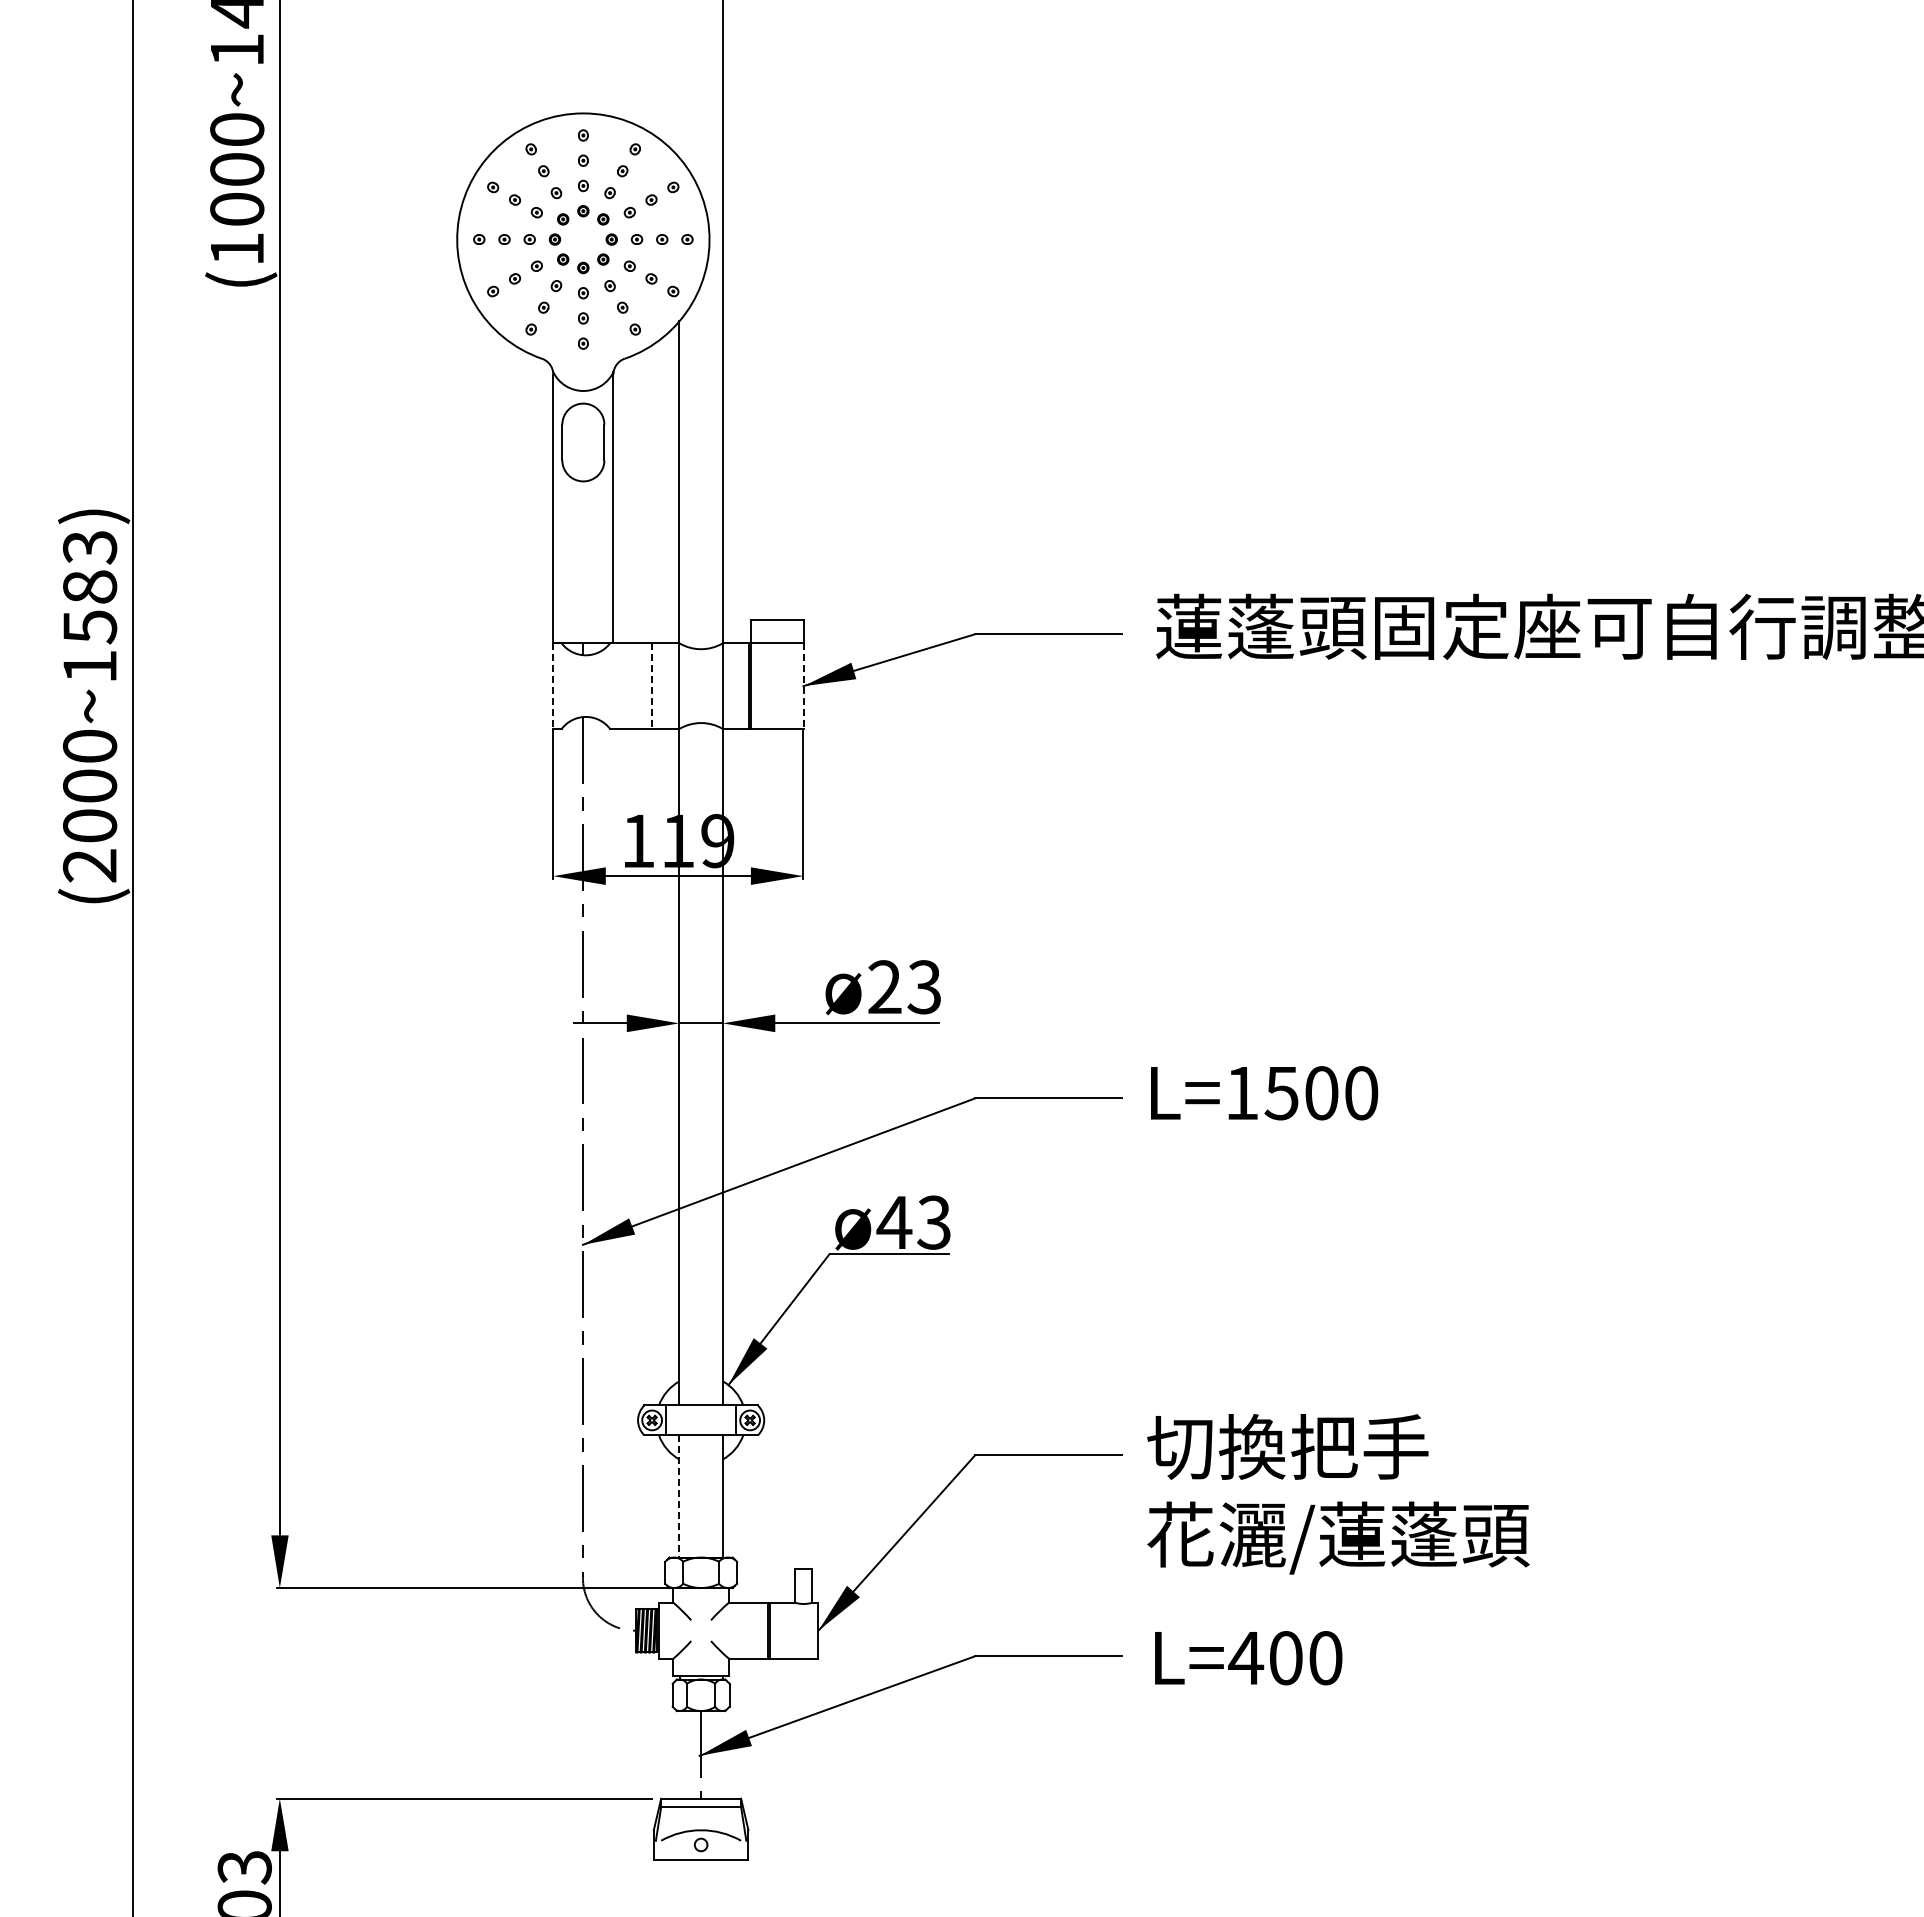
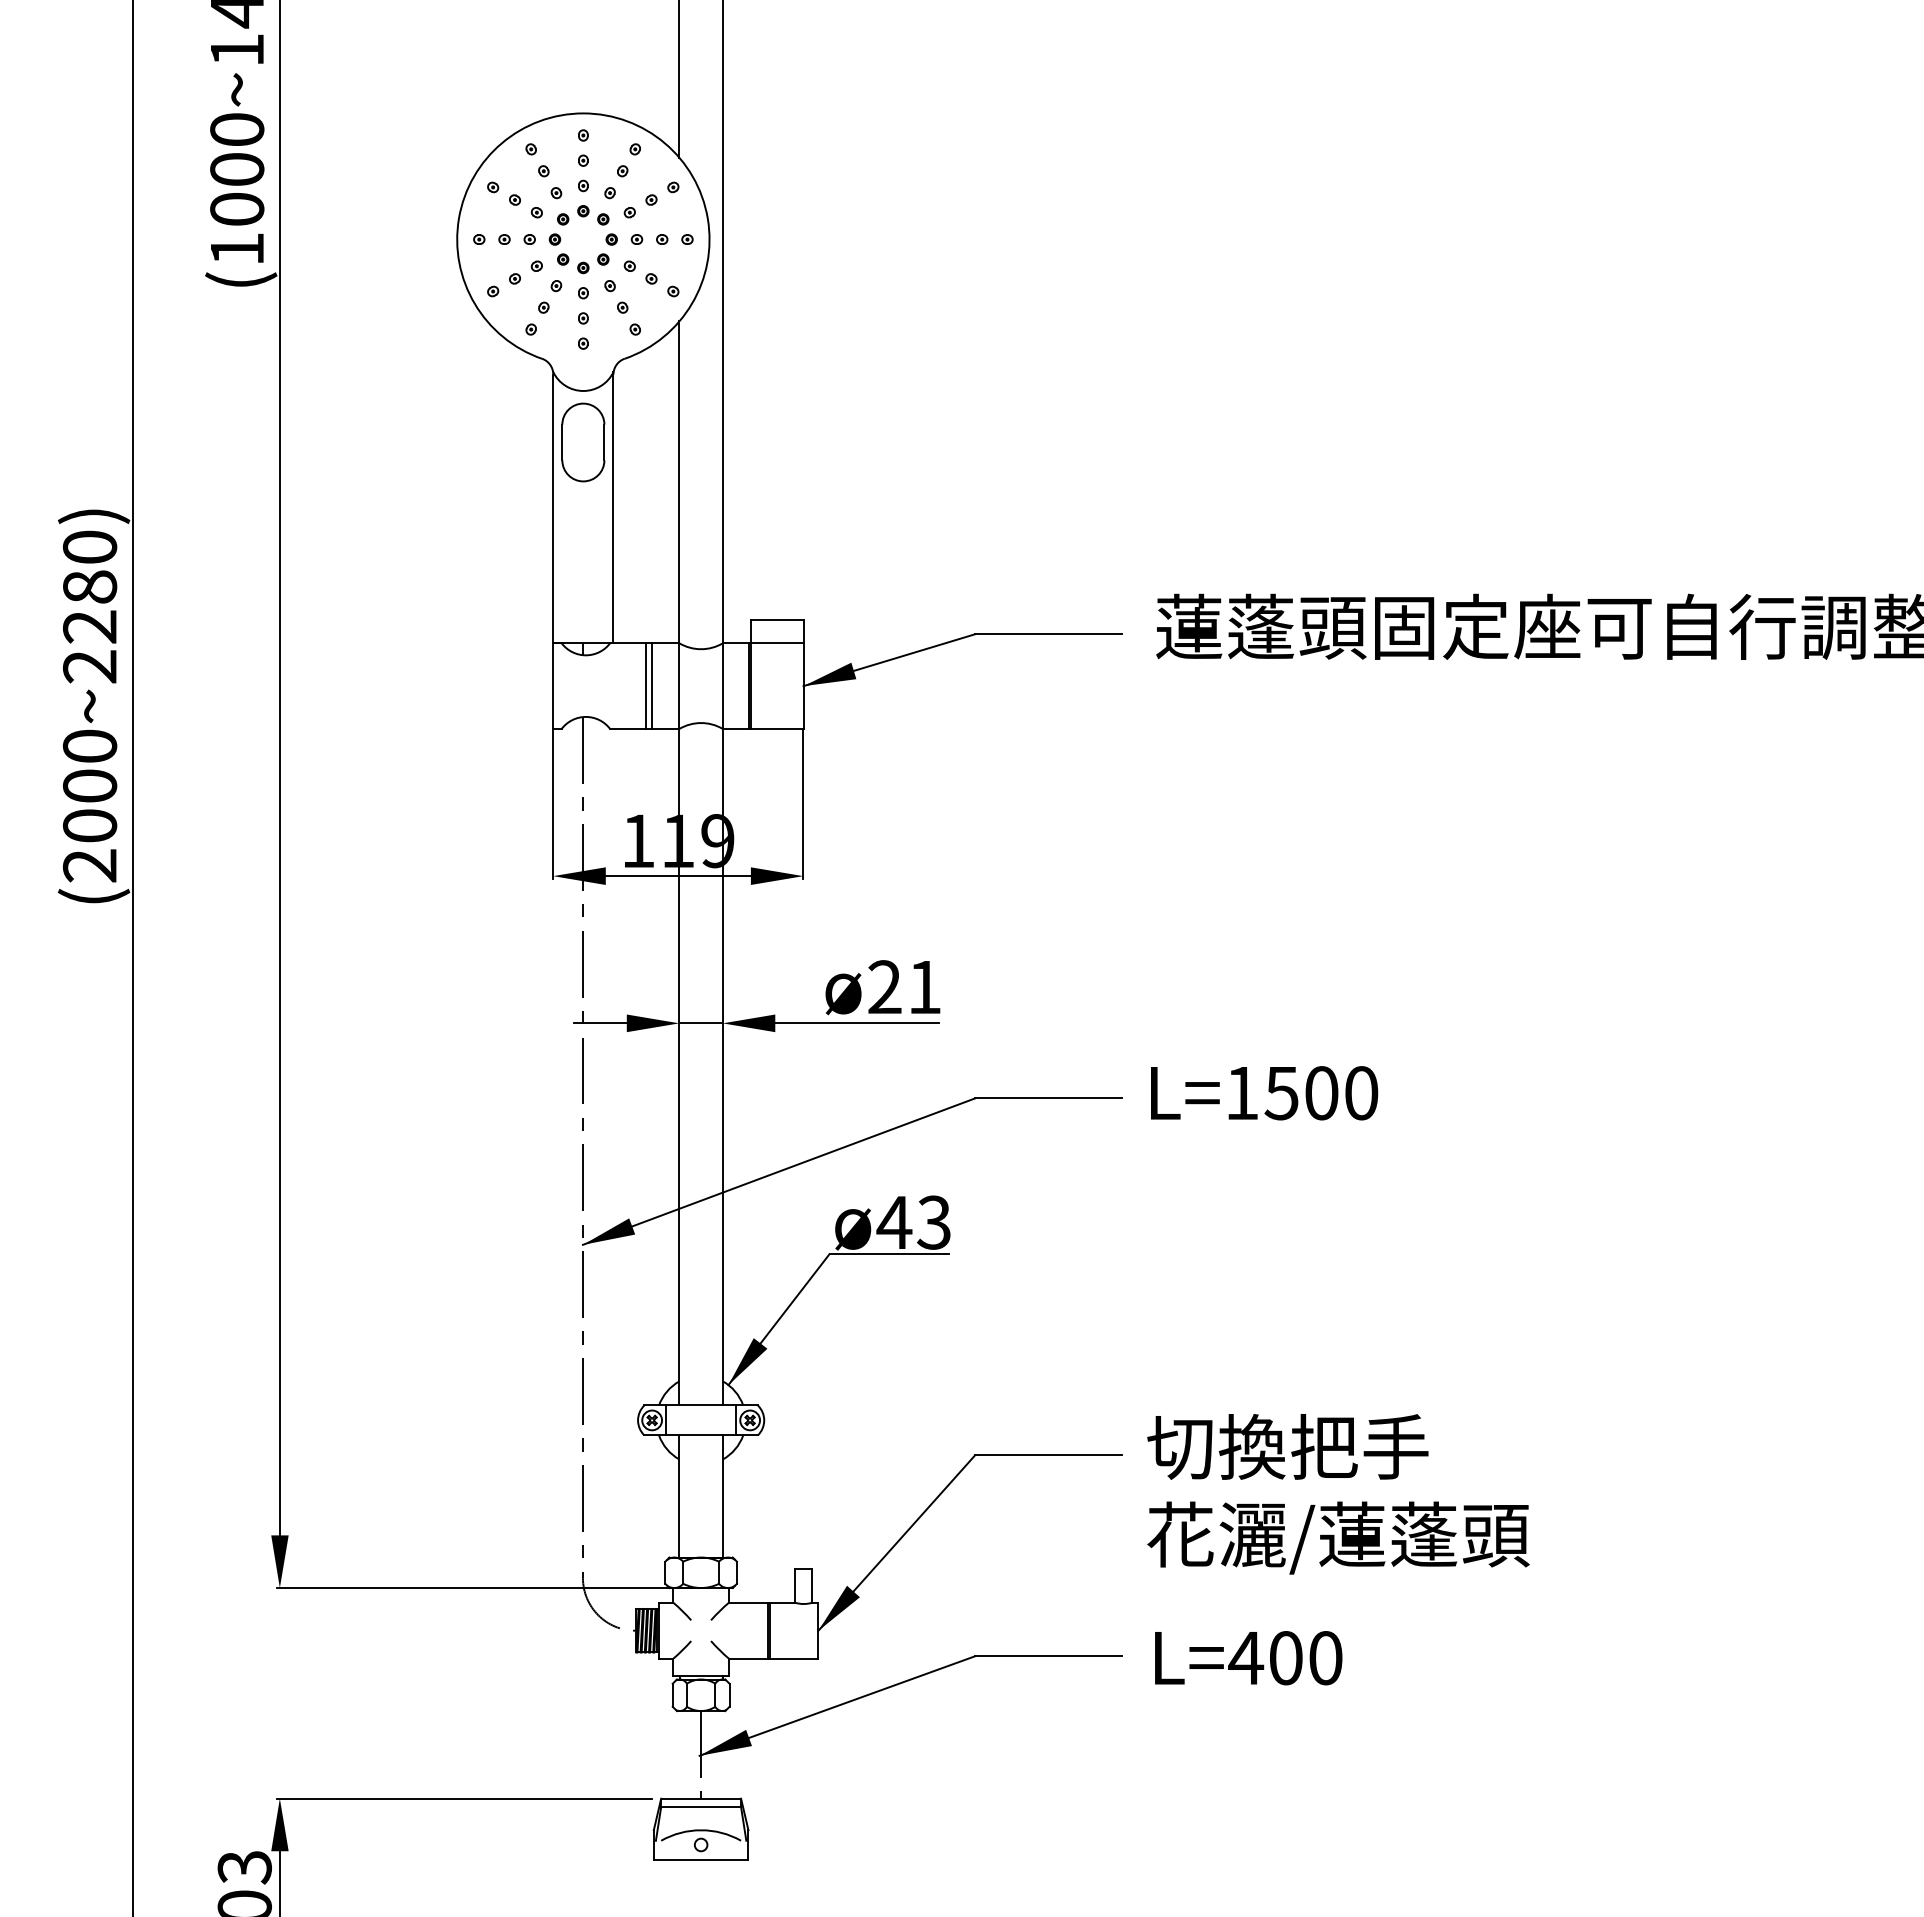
line: none -> present (679, 79)
text: (2000~1583) -> (2000~2280) (89, 606)
line: none -> present (645, 685)
line: dashed -> solid (553, 686)
line: dashed -> solid (652, 686)
line: dashed -> solid (803, 686)
text: ø23 -> ø21 (923, 987)
line: dashed -> solid (679, 1496)
